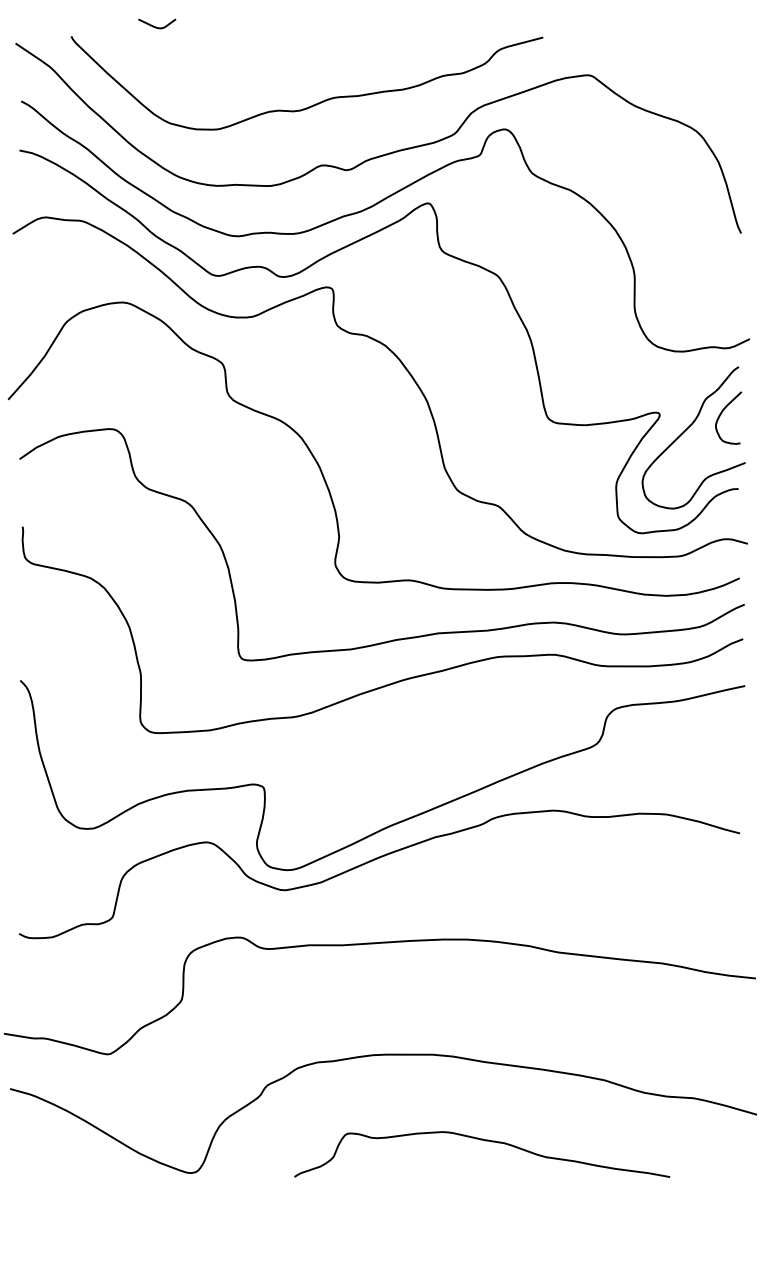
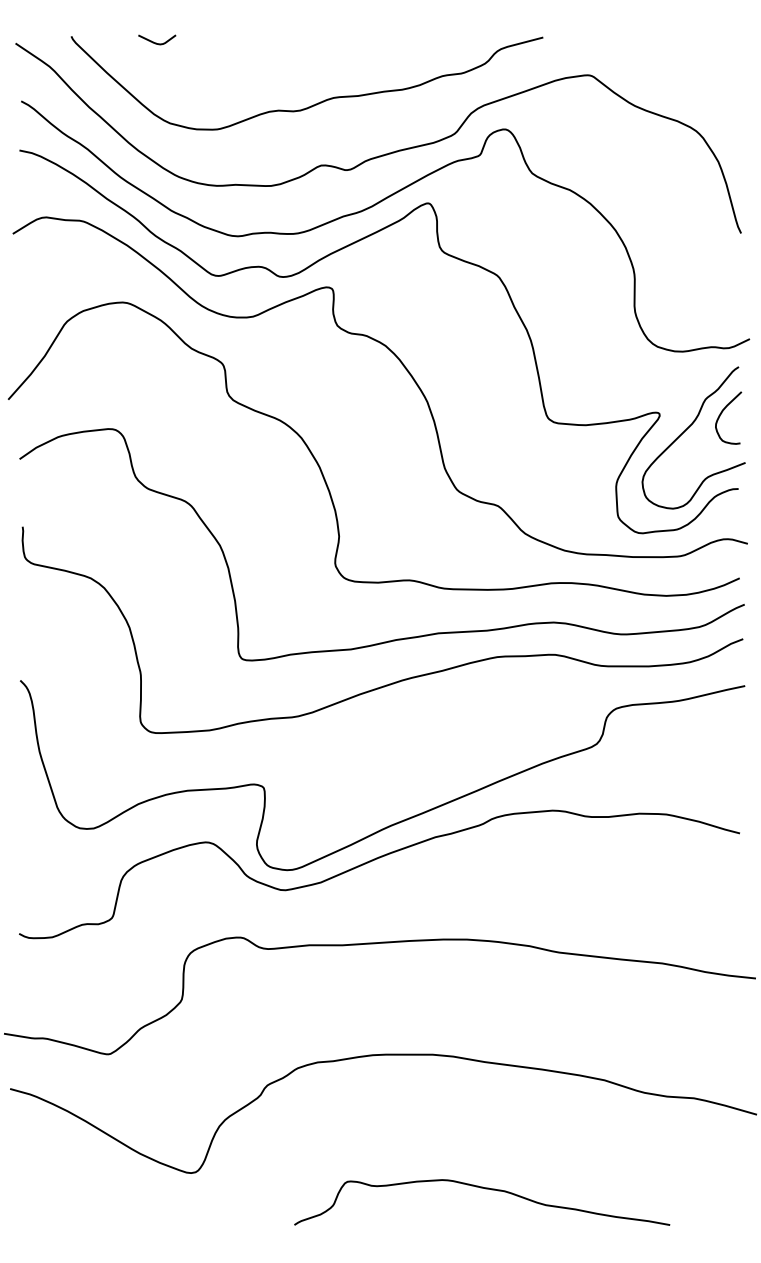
curve position: (156, 26) -> (156, 42) (156, 42)
curve position: (485, 1141) -> (485, 1189) (485, 1189)
